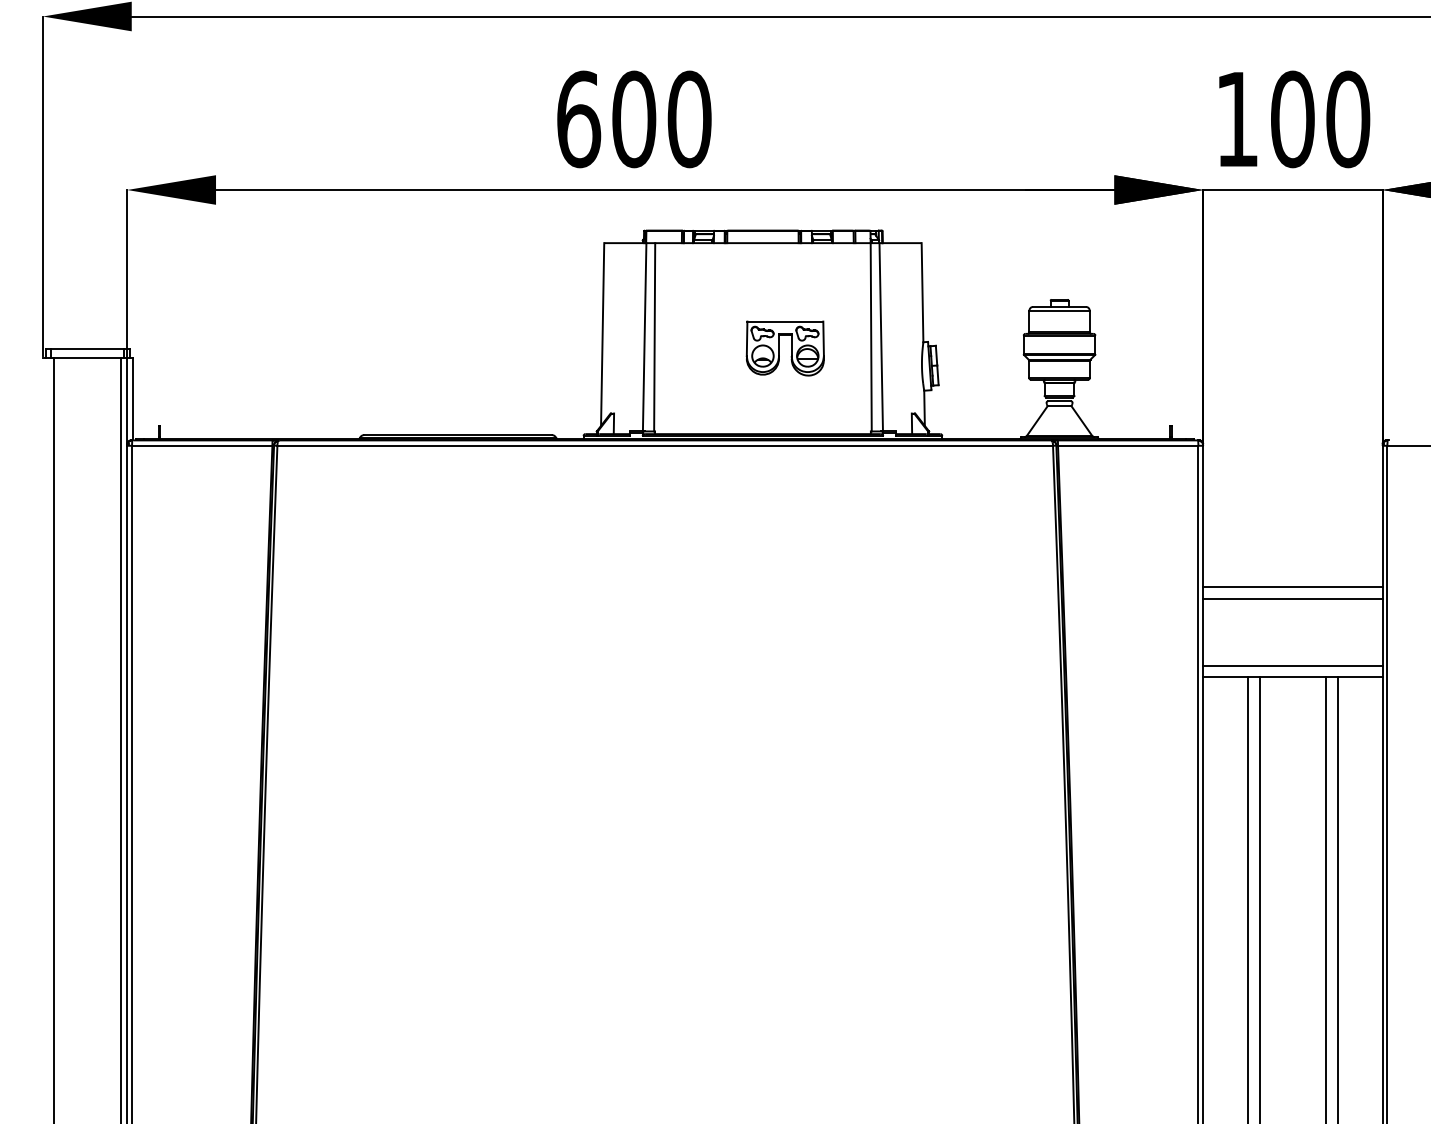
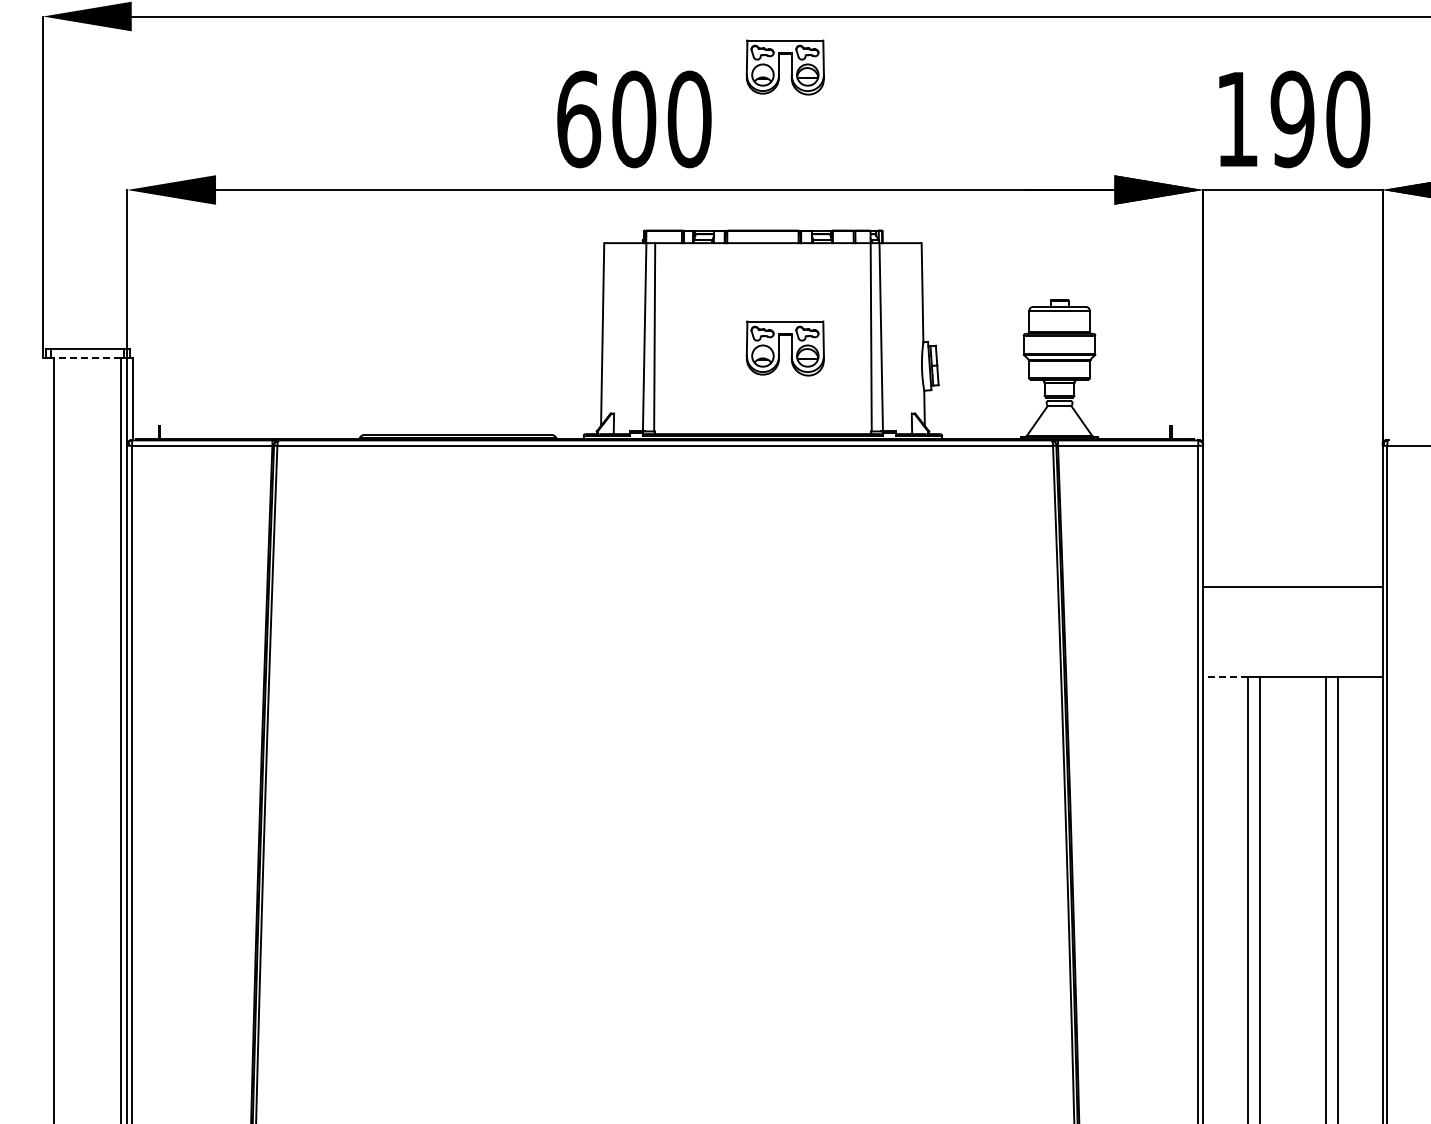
part: none -> present (784, 67)
text: 100 -> 190 (1292, 119)
line: solid -> dashed (87, 357)
line: present -> none (1292, 598)
line: present -> none (1292, 665)
line: solid -> dashed (1225, 677)
